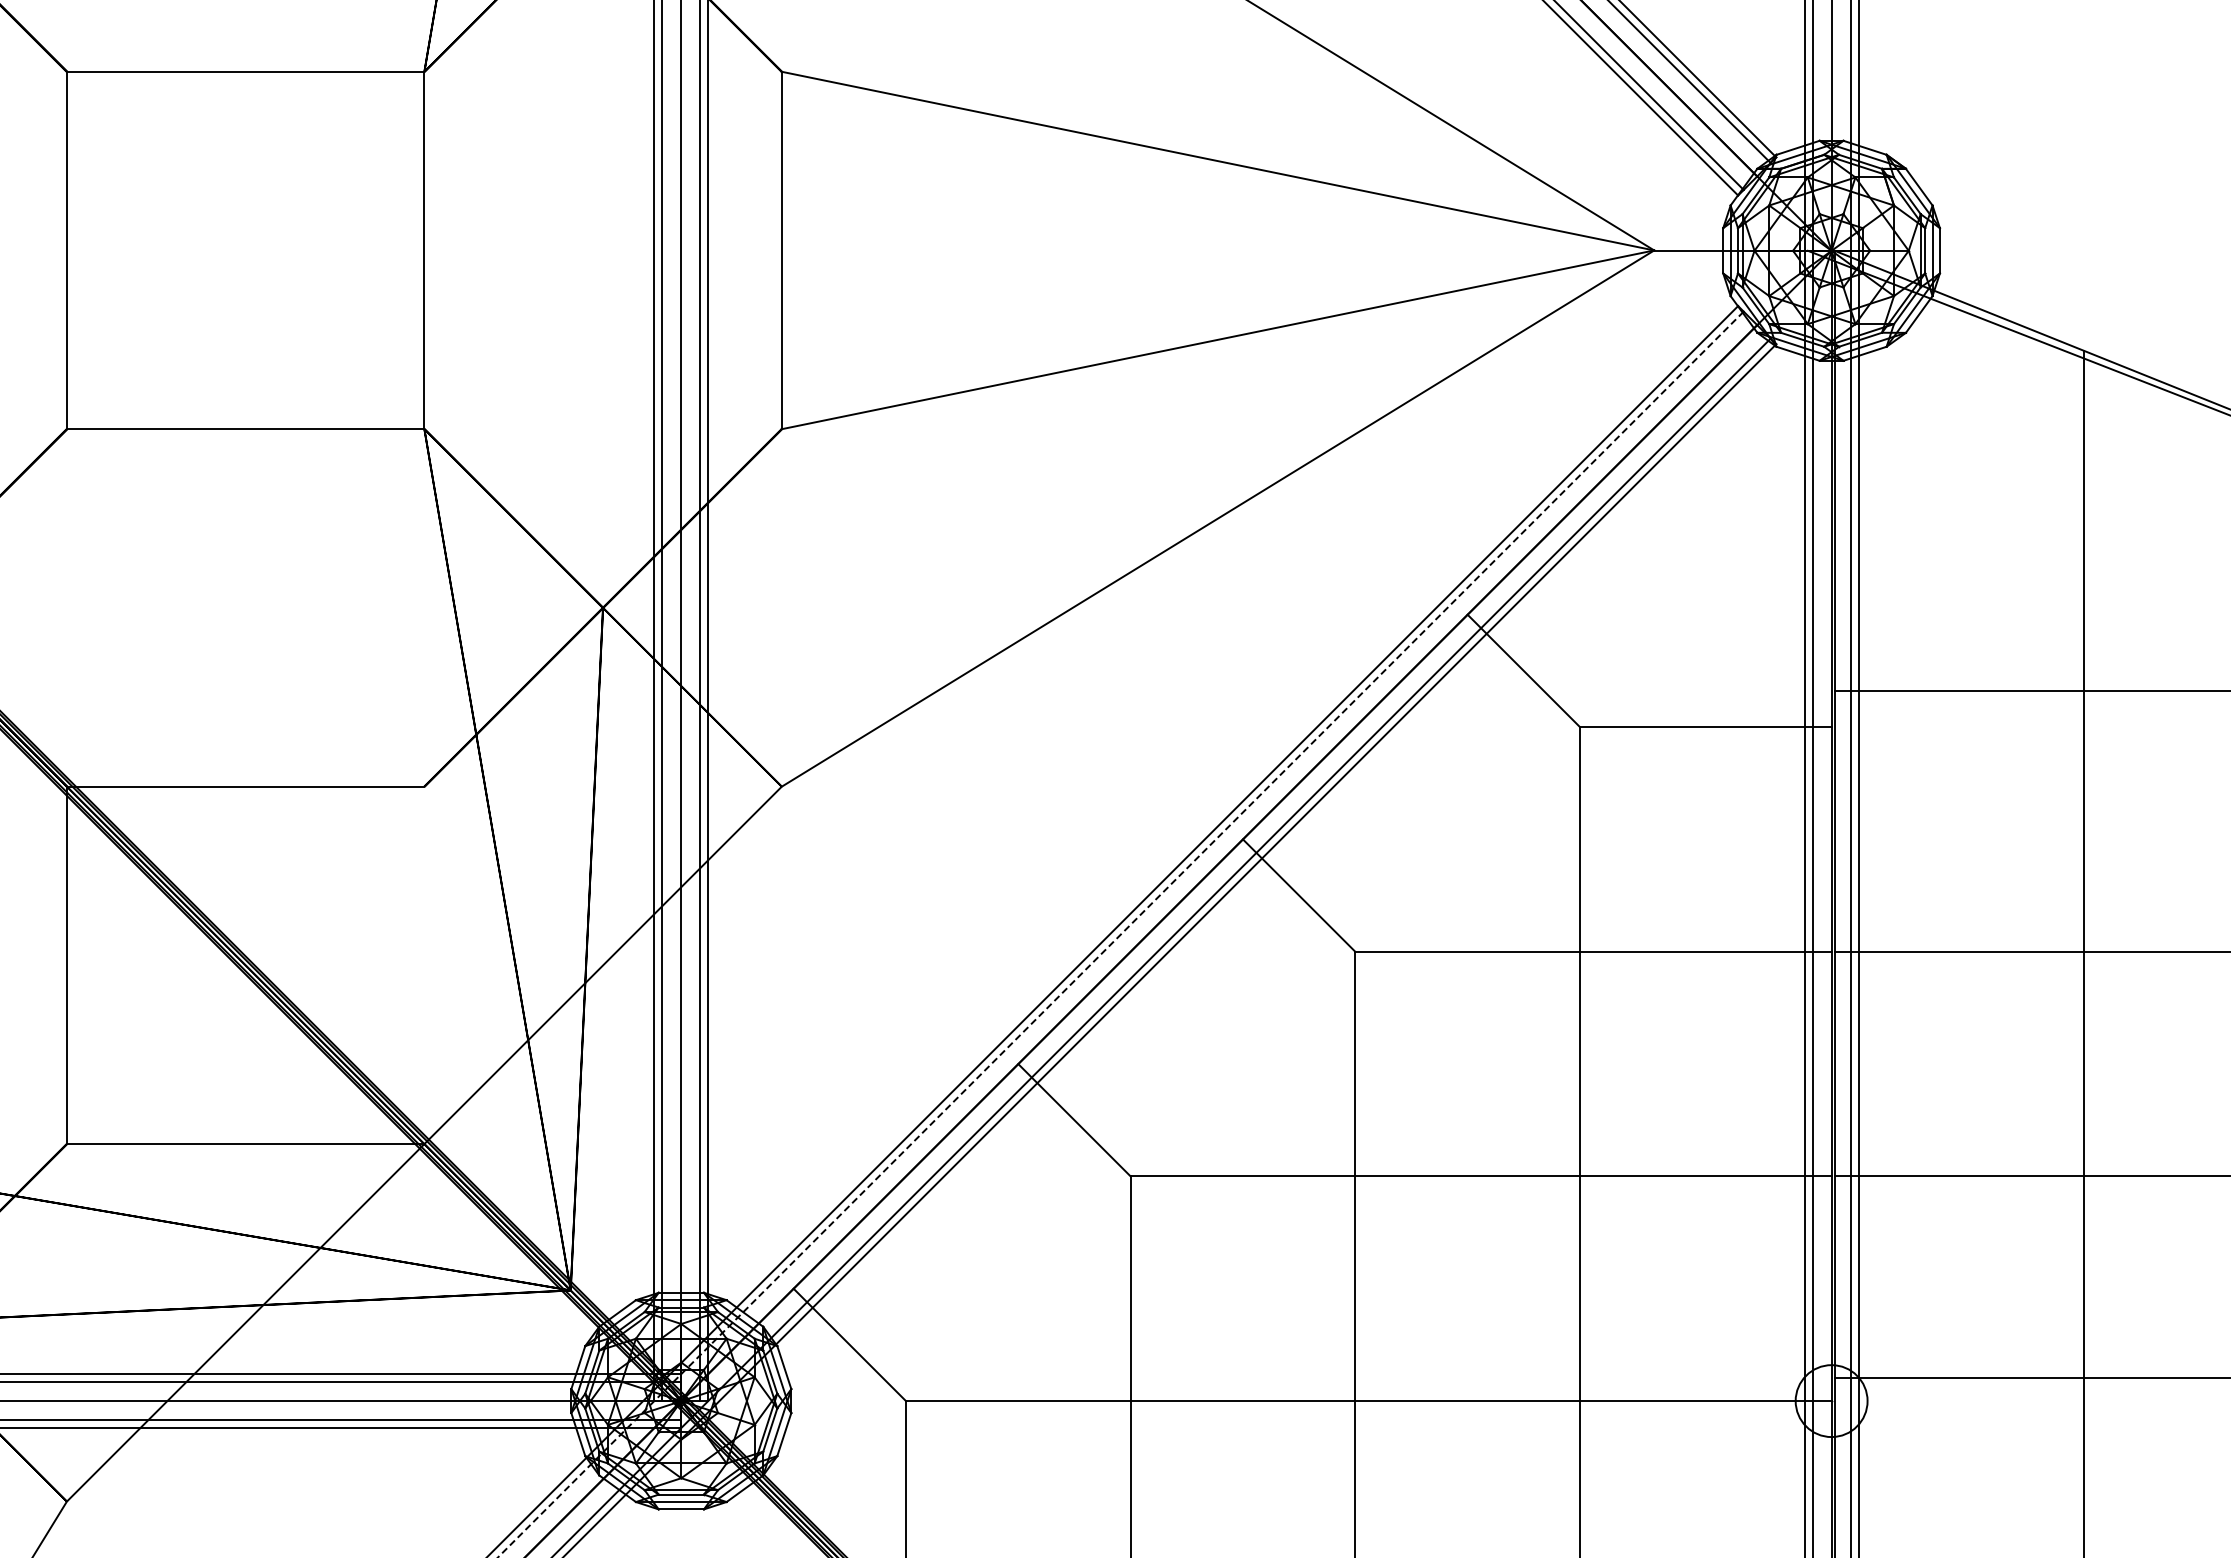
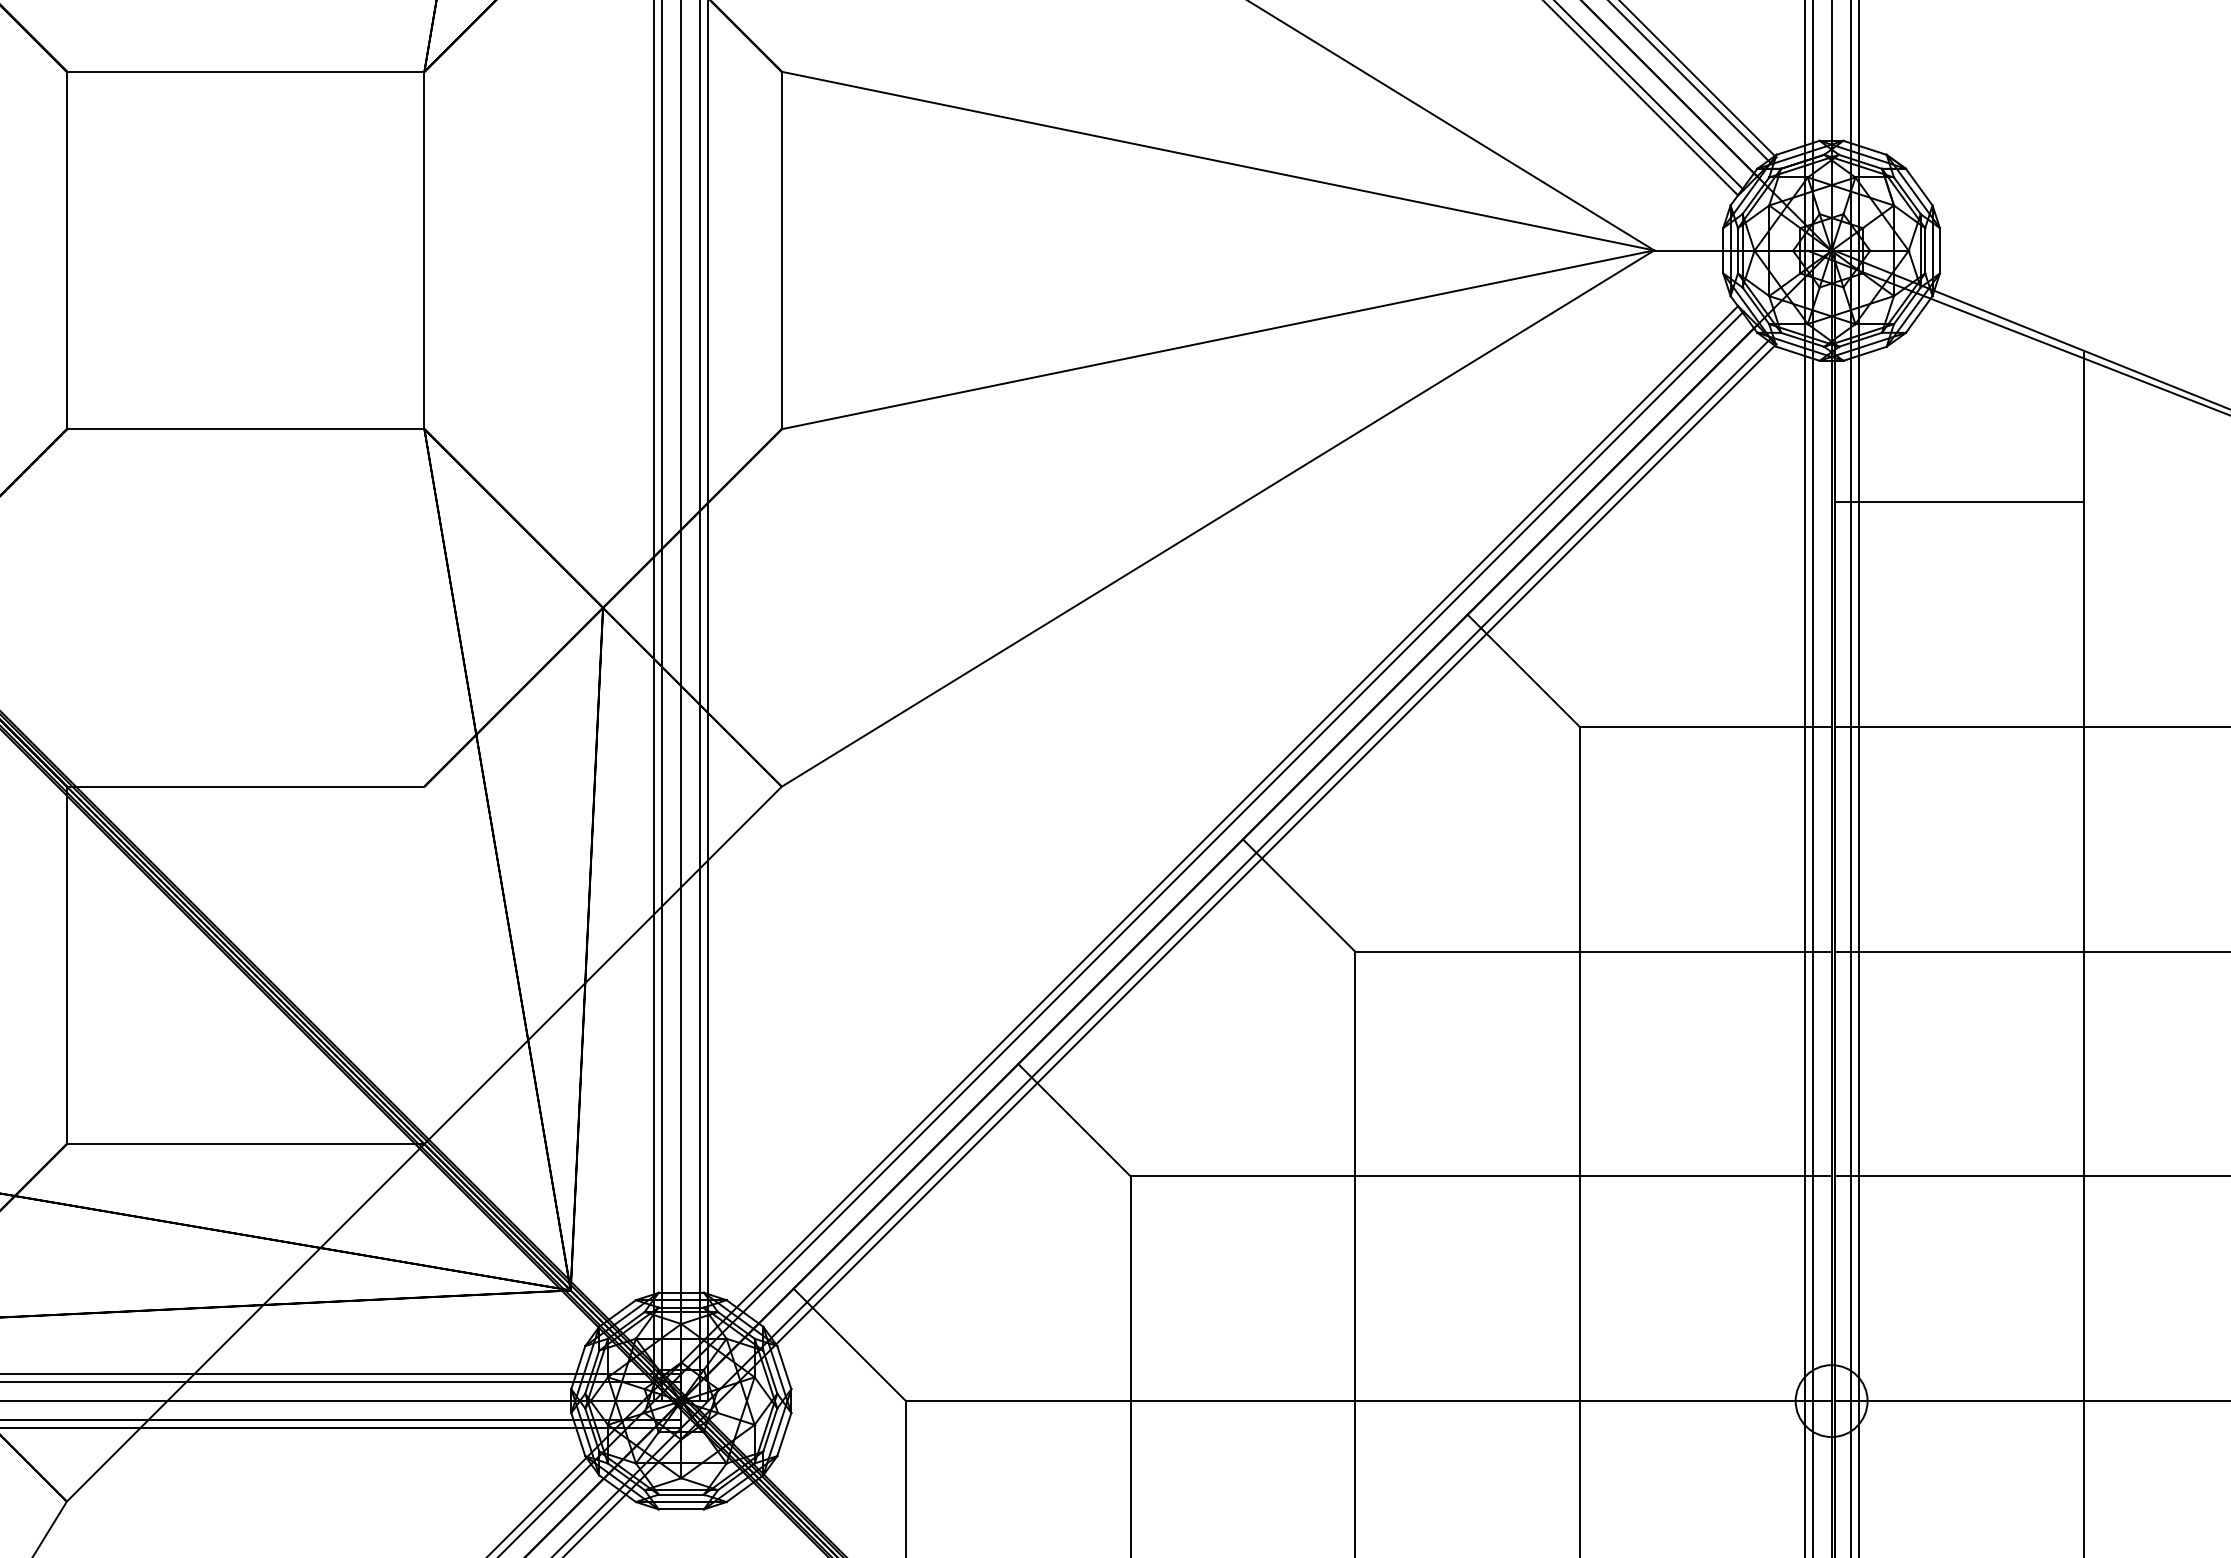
line: none -> present (1959, 502)
line position: (2030, 691) -> (2030, 727) (2030, 727)
line: dashed -> solid (1120, 934)
line position: (2030, 1378) -> (2030, 1401) (2030, 1401)
